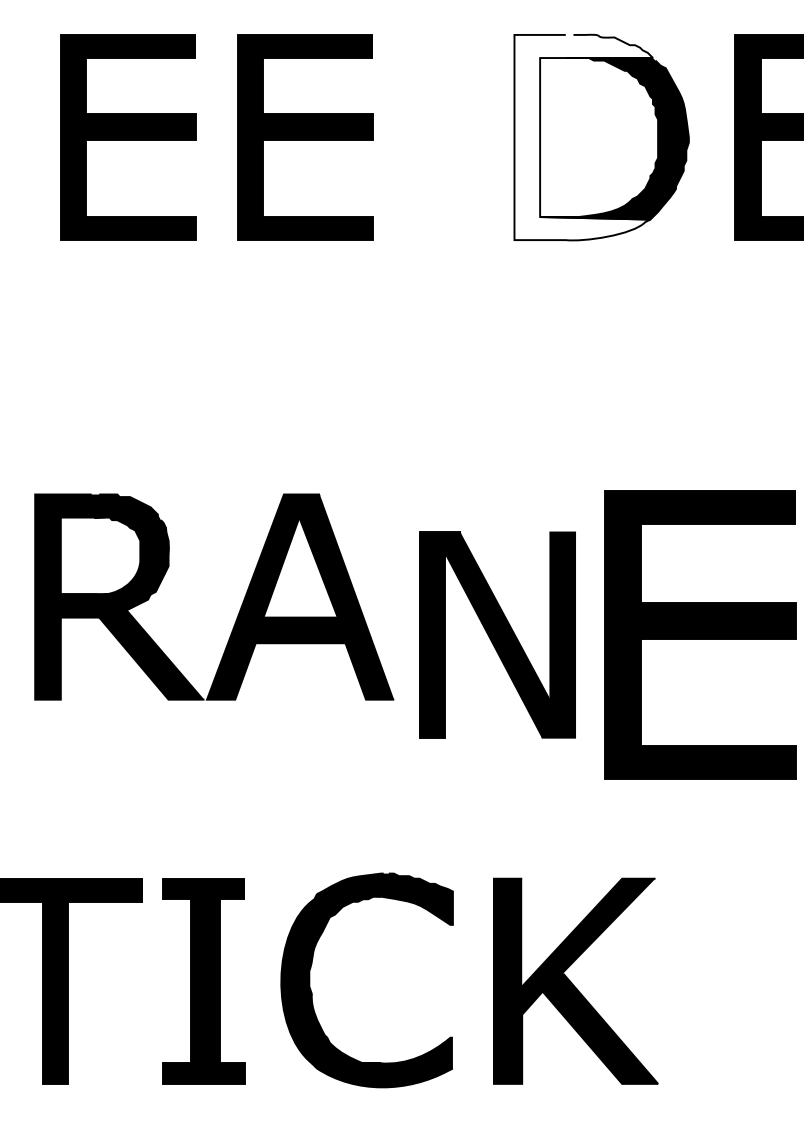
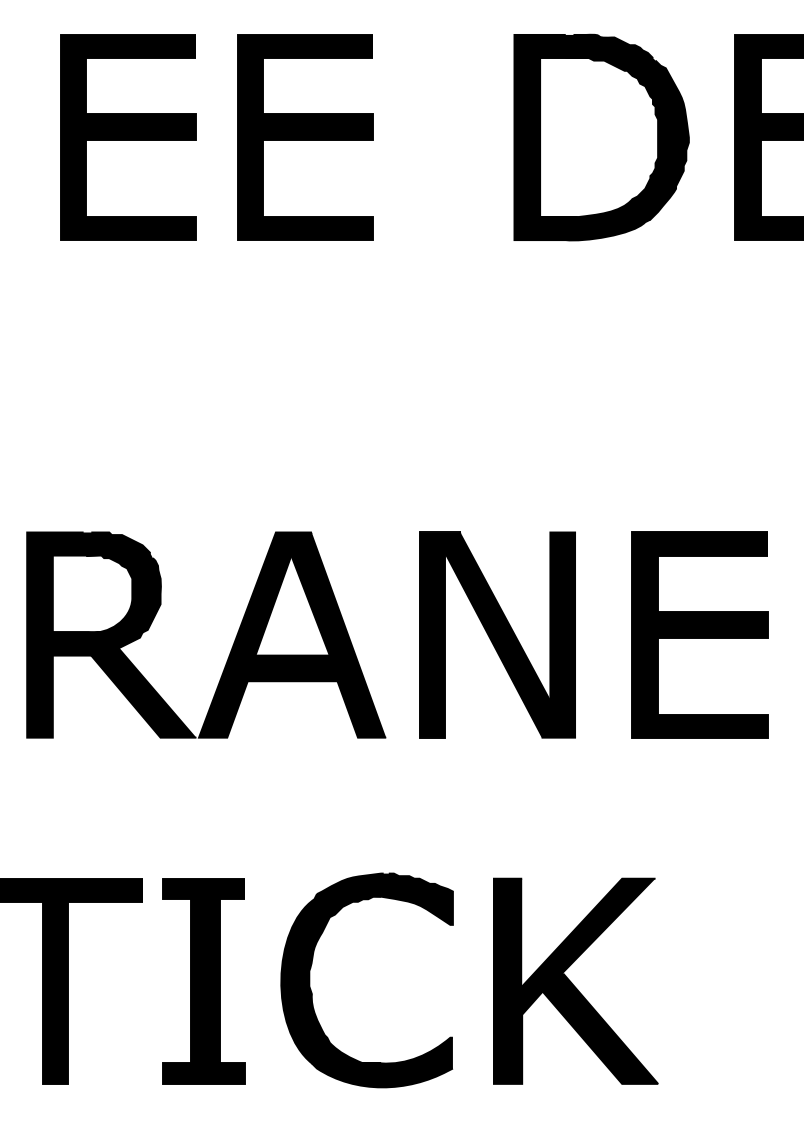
fill: none -> present (583, 137)
part position: (241, 604) -> (233, 642) (233, 642)
part size: 193x290 px -> 138x208 px (699, 634)
